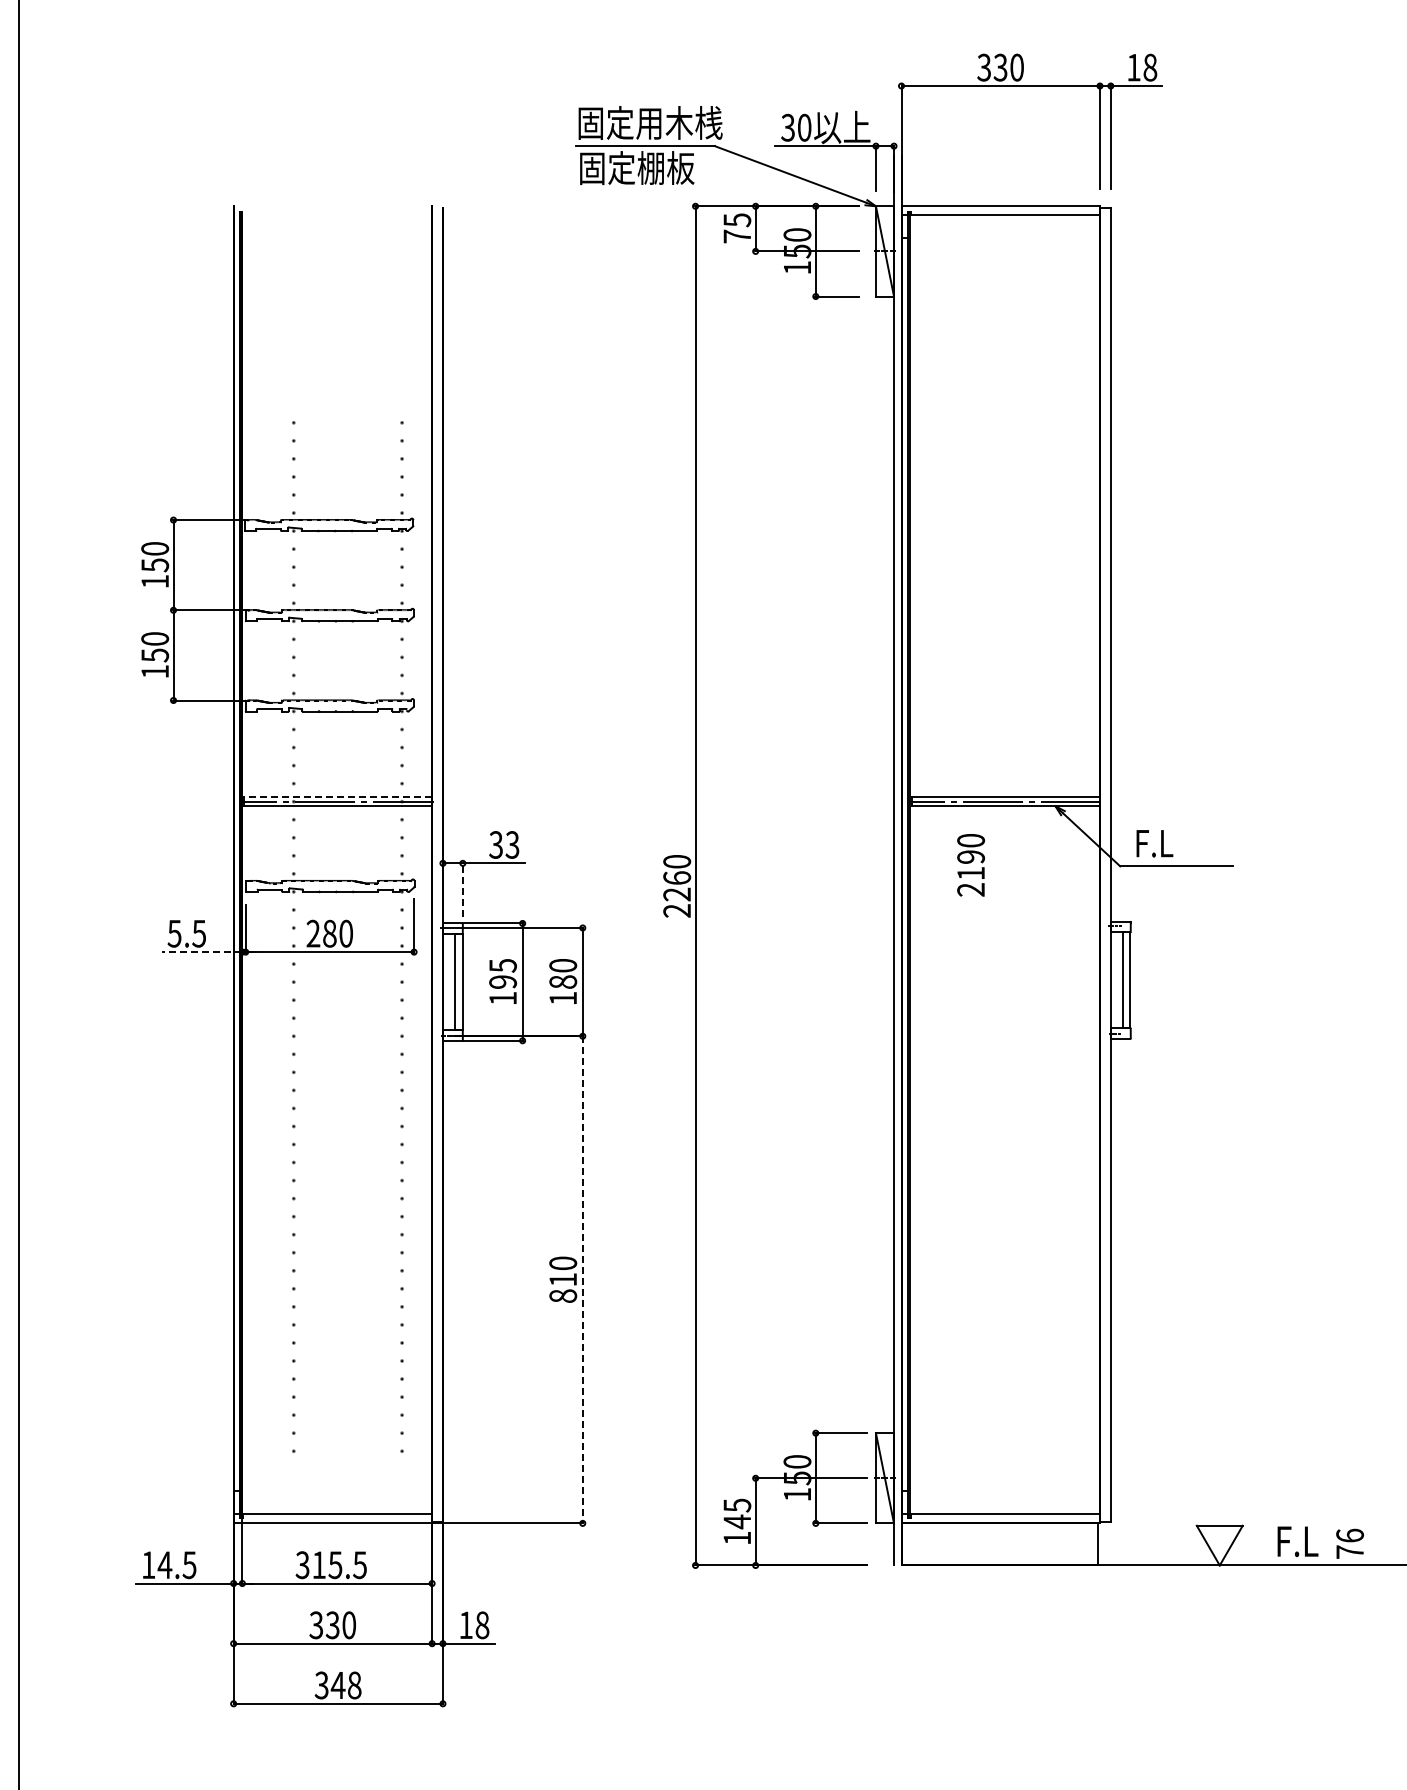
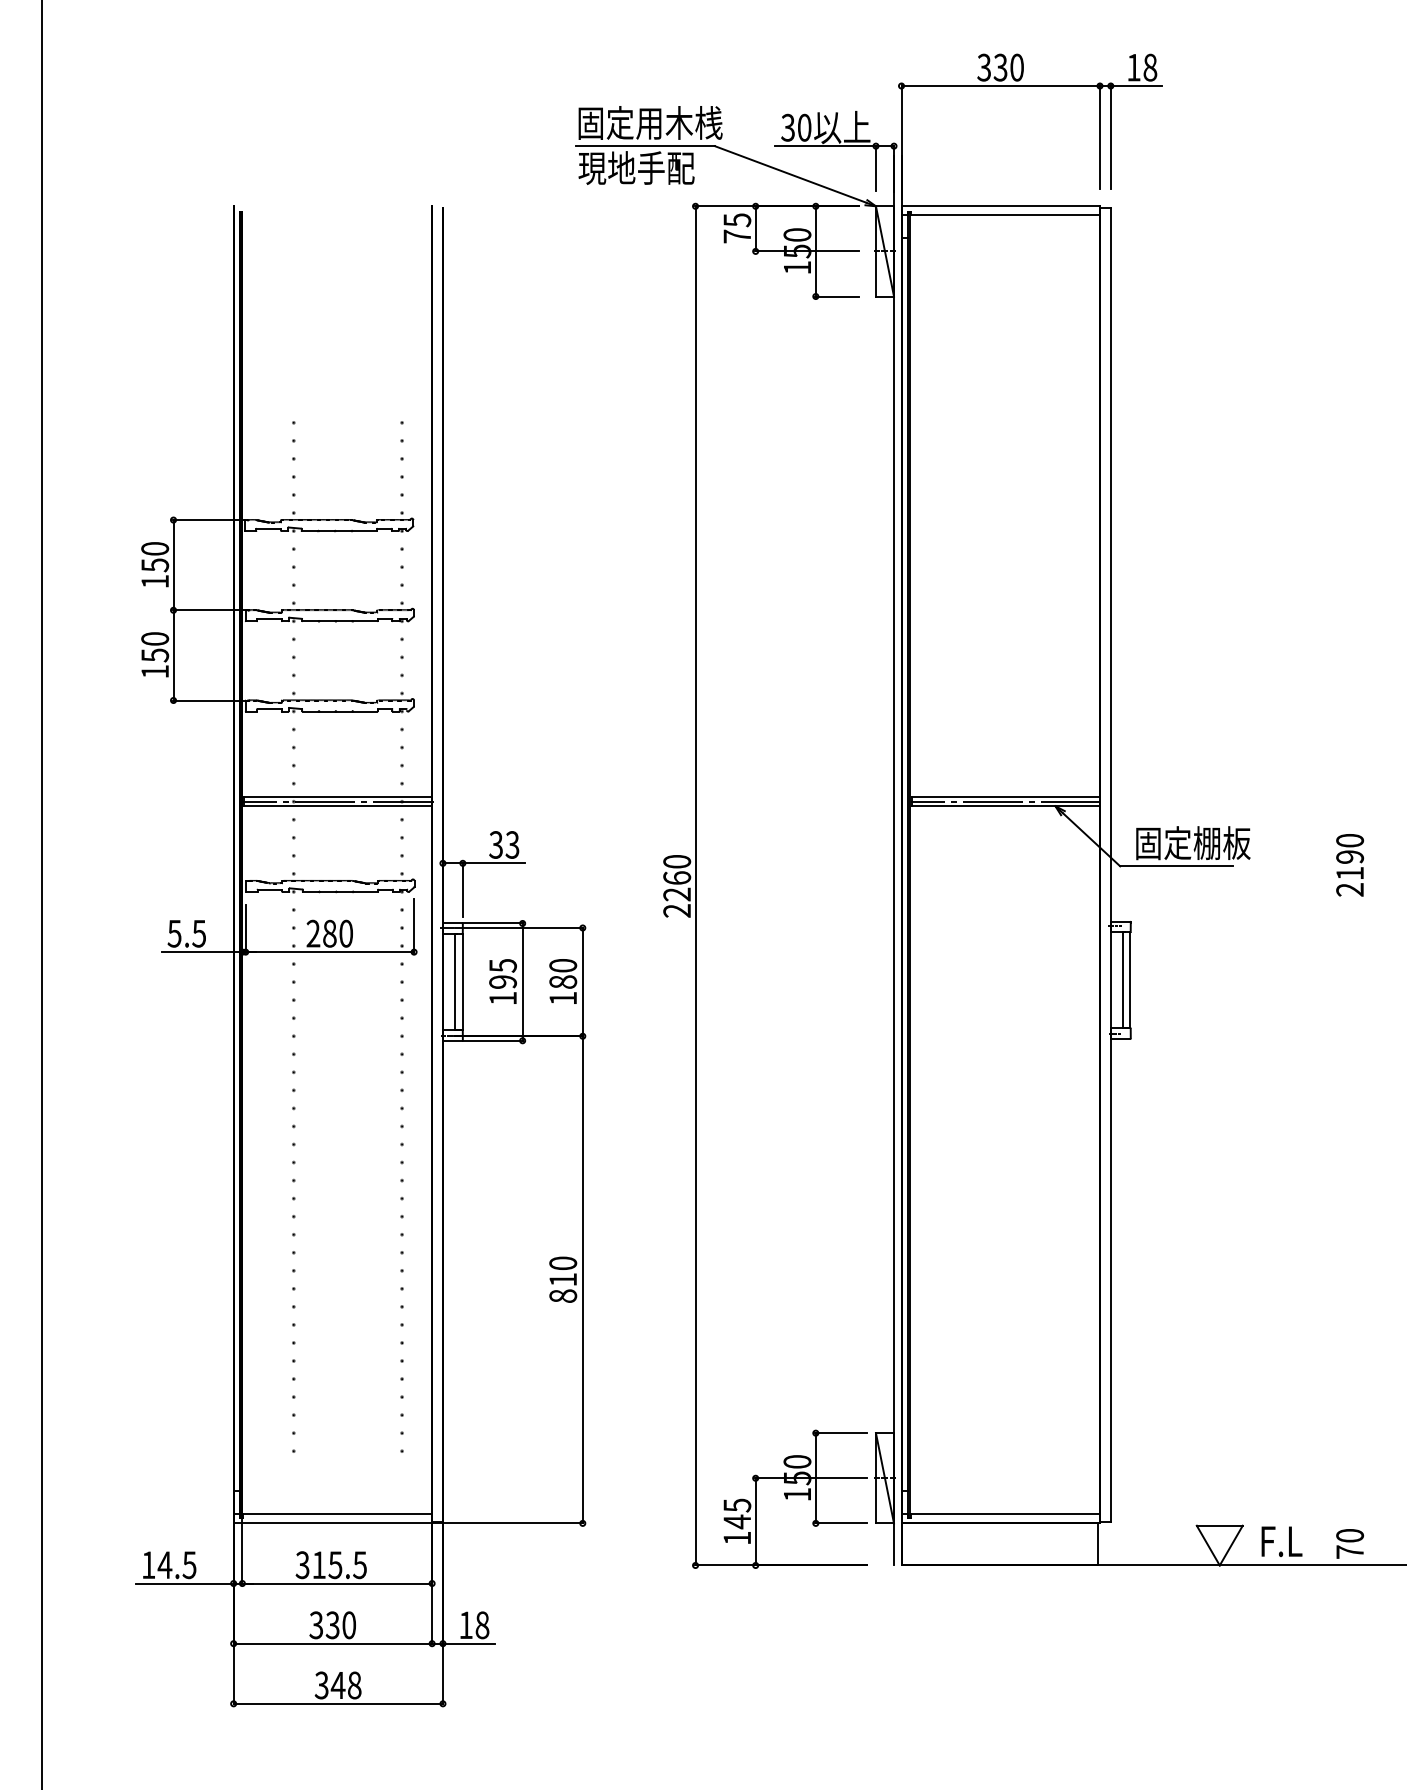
text: 固定棚板 -> 現地手配 (636, 168)
line: dashed -> solid (338, 797)
text: F.L -> 固定棚板 (1193, 843)
text position: (971, 865) -> (1350, 865) (1350, 865)
line: dashed -> solid (462, 889)
line position: (19, 894) -> (42, 894) (42, 894)
line: dashed -> solid (201, 952)
line: dashed -> solid (582, 1279)
text: 76 -> 70 (1349, 1535)
text position: (1297, 1541) -> (1281, 1541) (1281, 1541)
